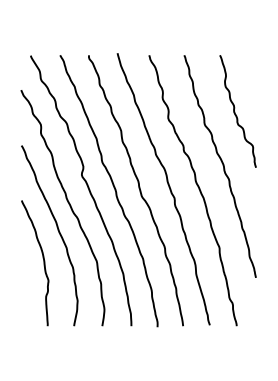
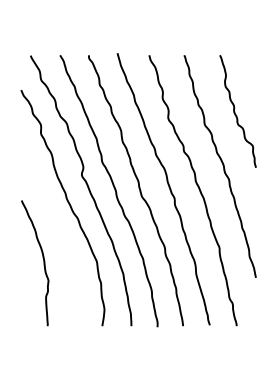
curve: present -> none (57, 230)
